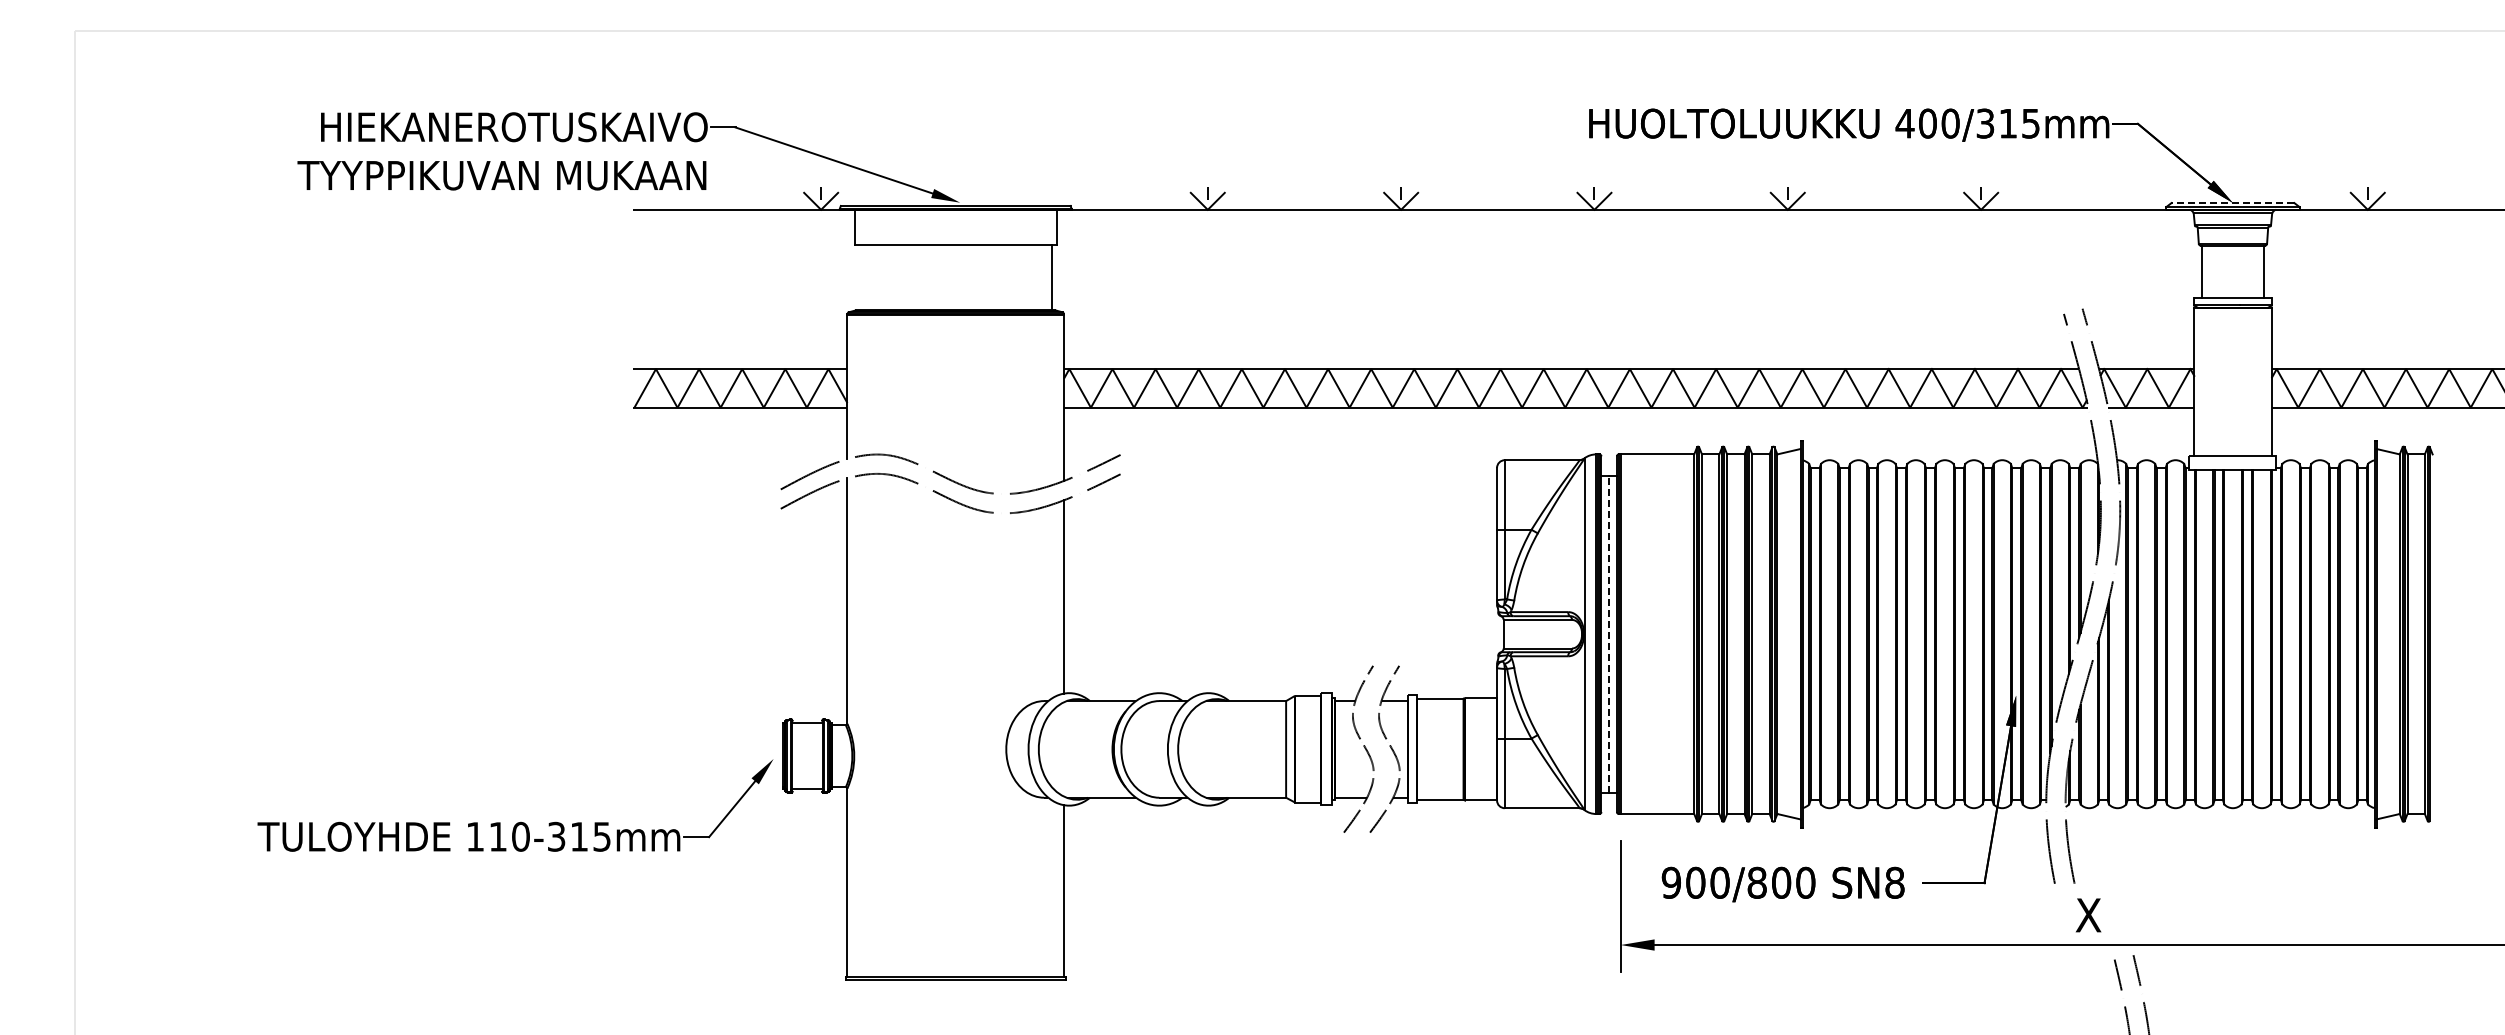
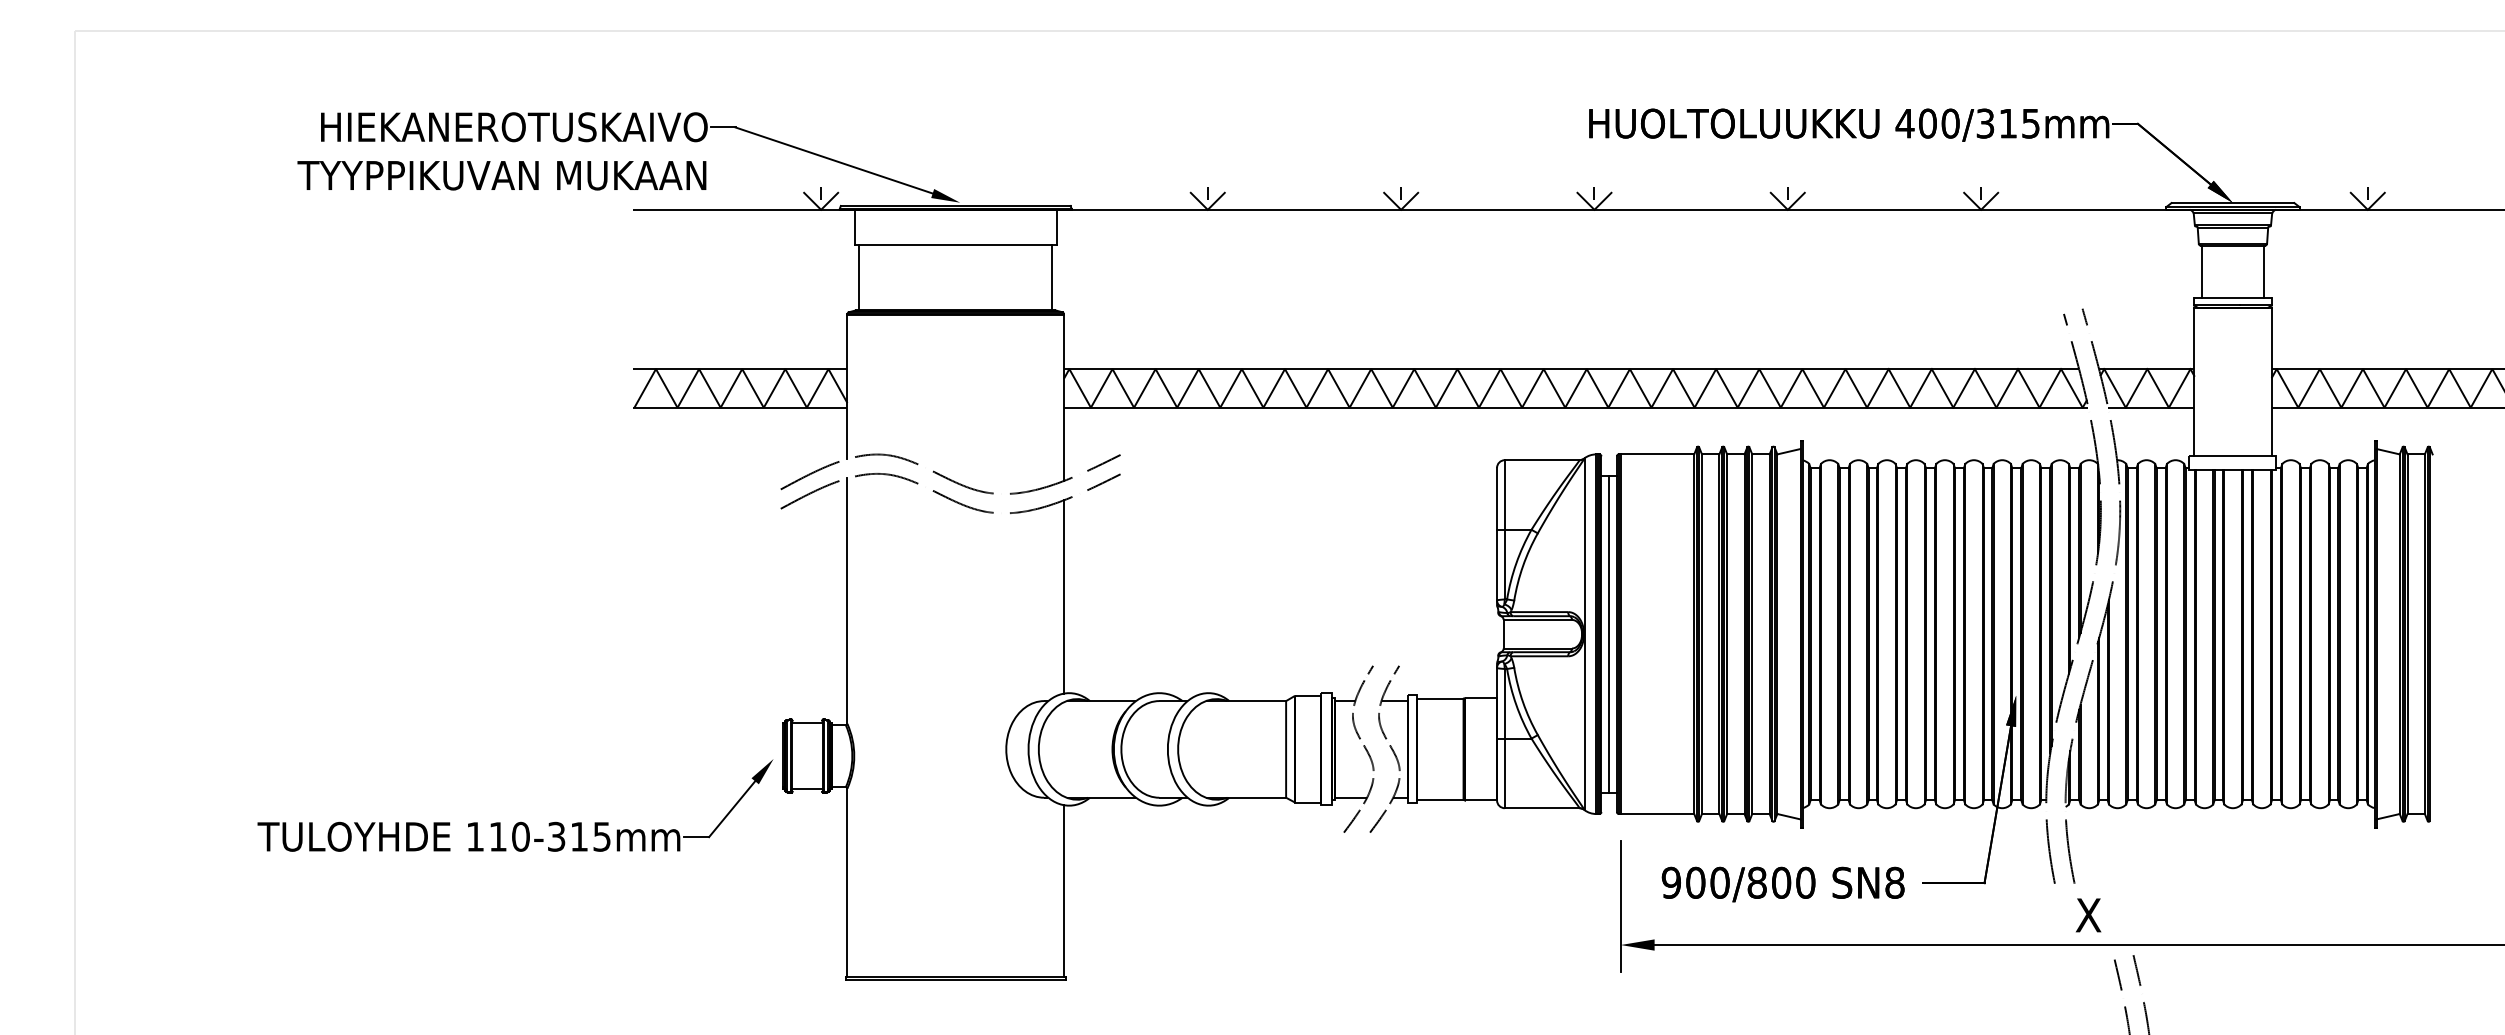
line: dashed -> solid (2232, 202)
line: none -> present (859, 277)
line: dashed -> solid (1609, 634)
